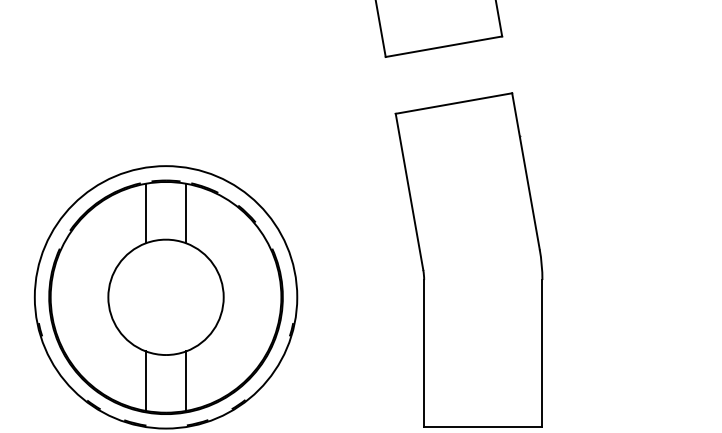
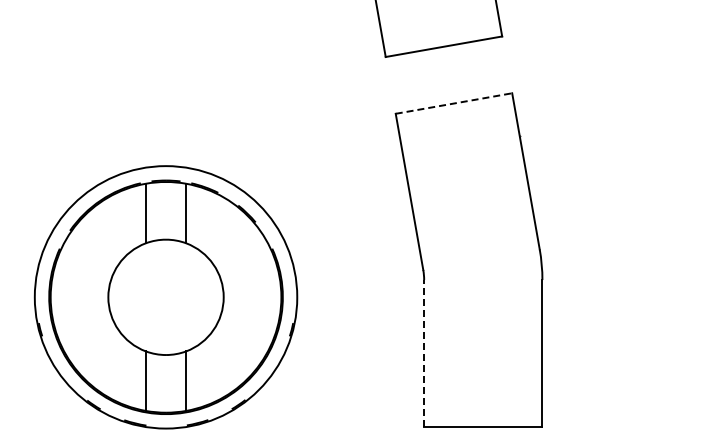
line: solid -> dashed (454, 103)
line: solid -> dashed (424, 353)
